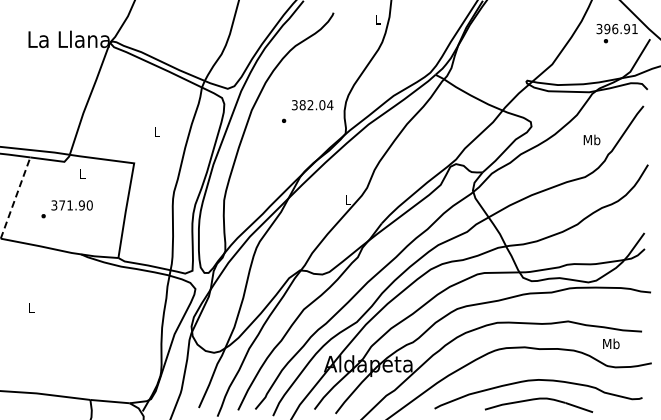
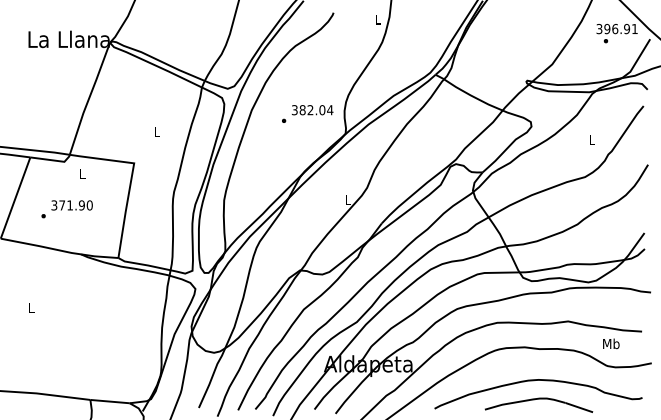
text position: (312, 105) -> (312, 110) (312, 110)
text: Mb -> L (591, 139)
line: dashed -> solid (15, 197)
